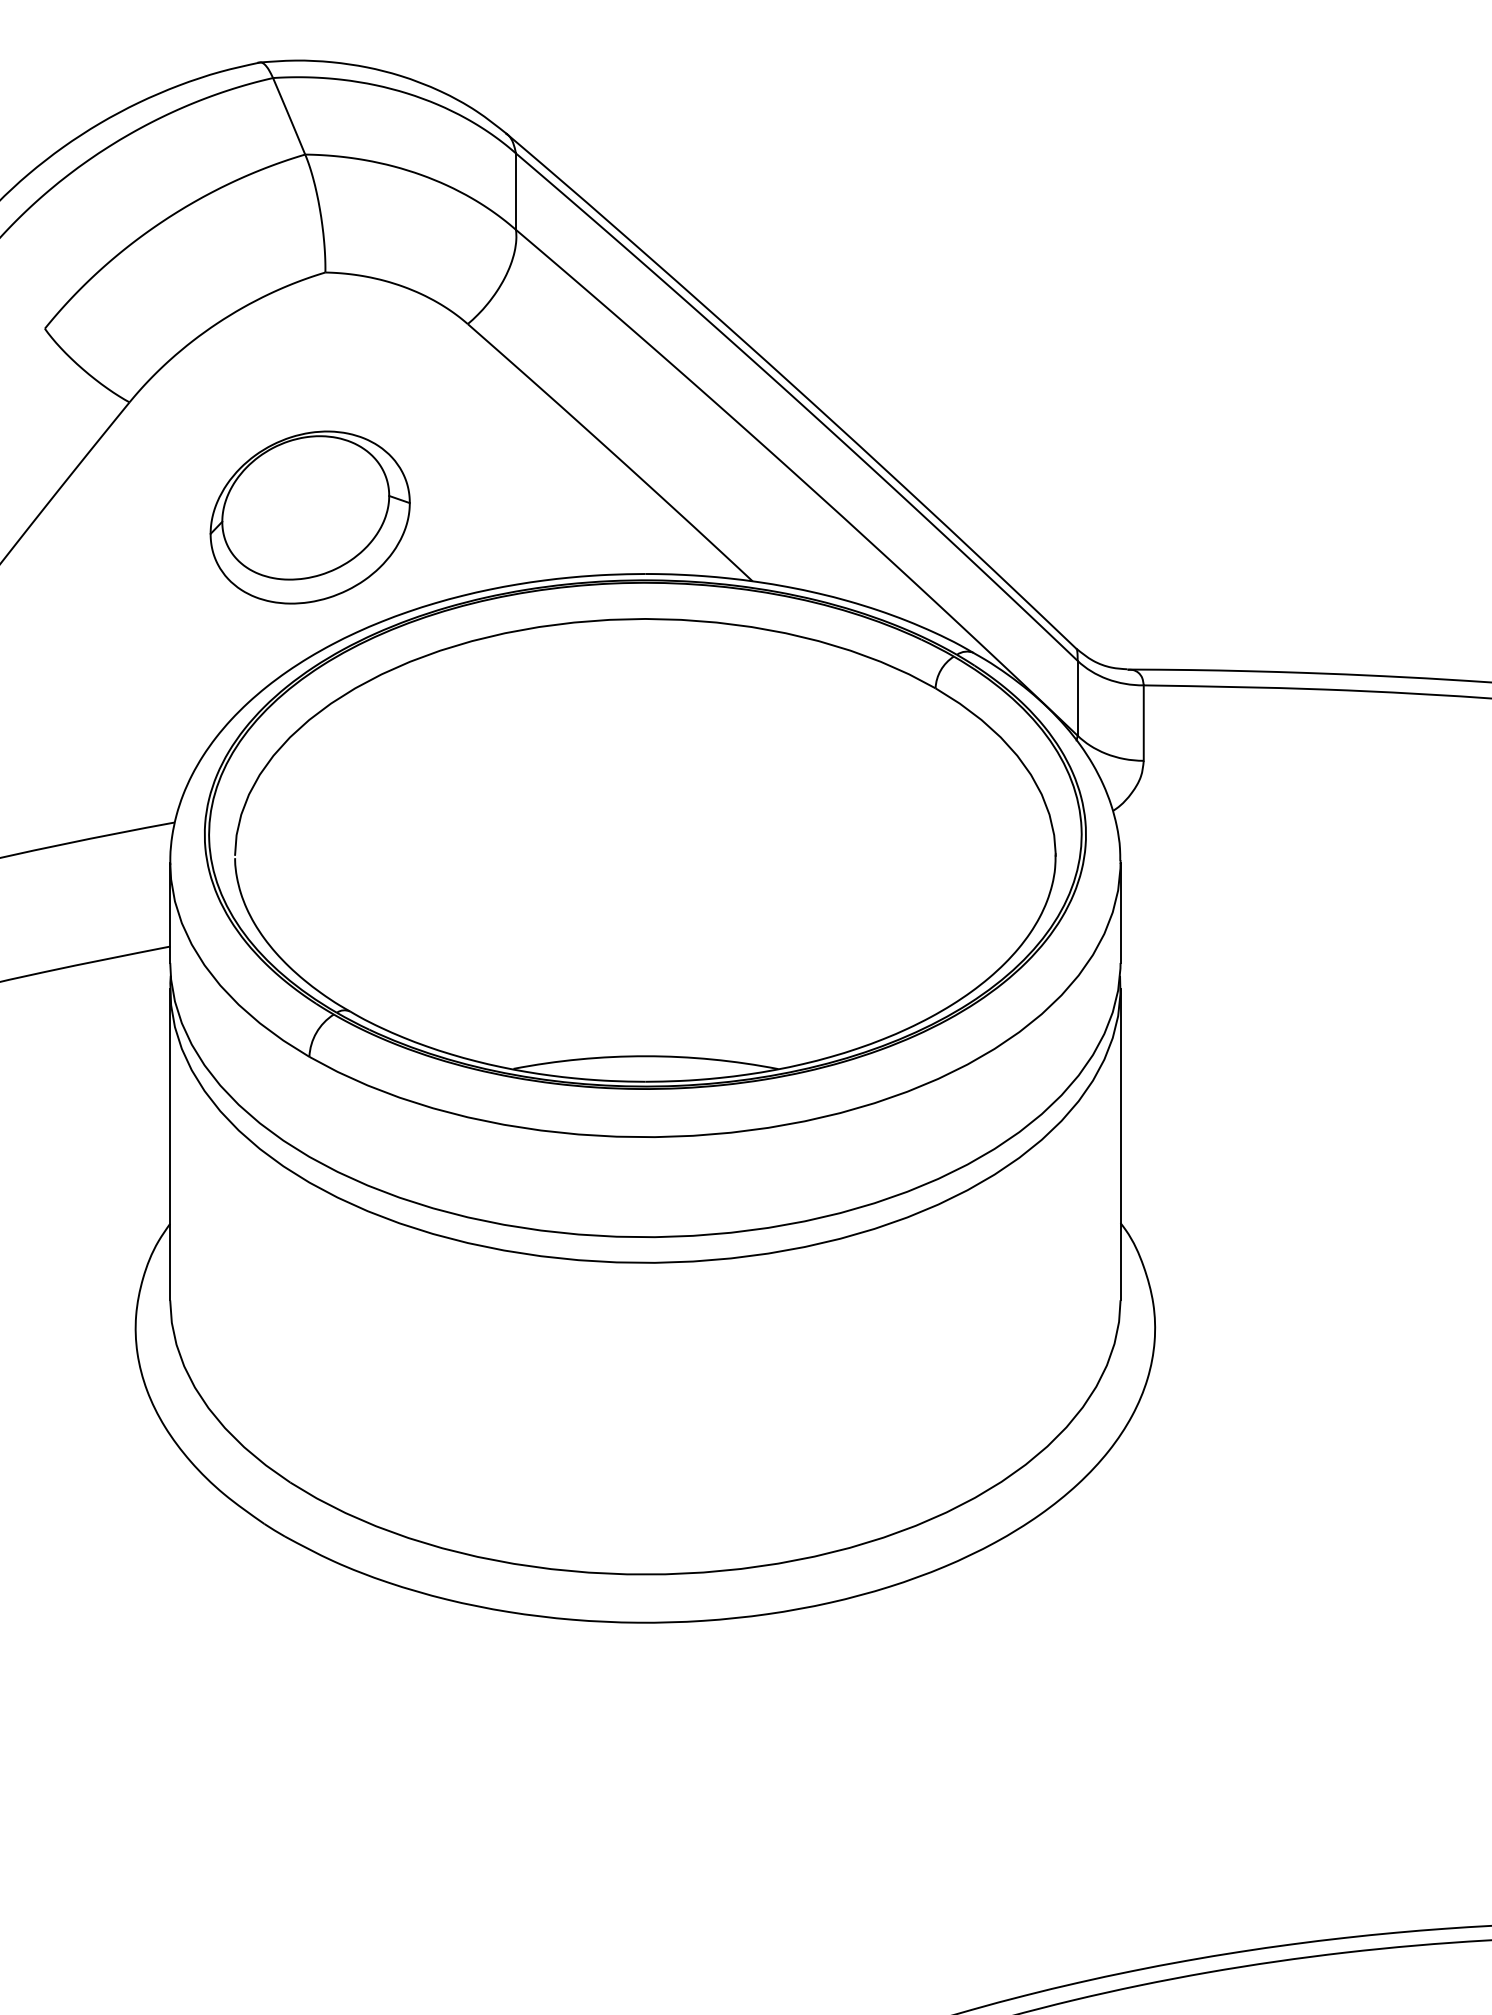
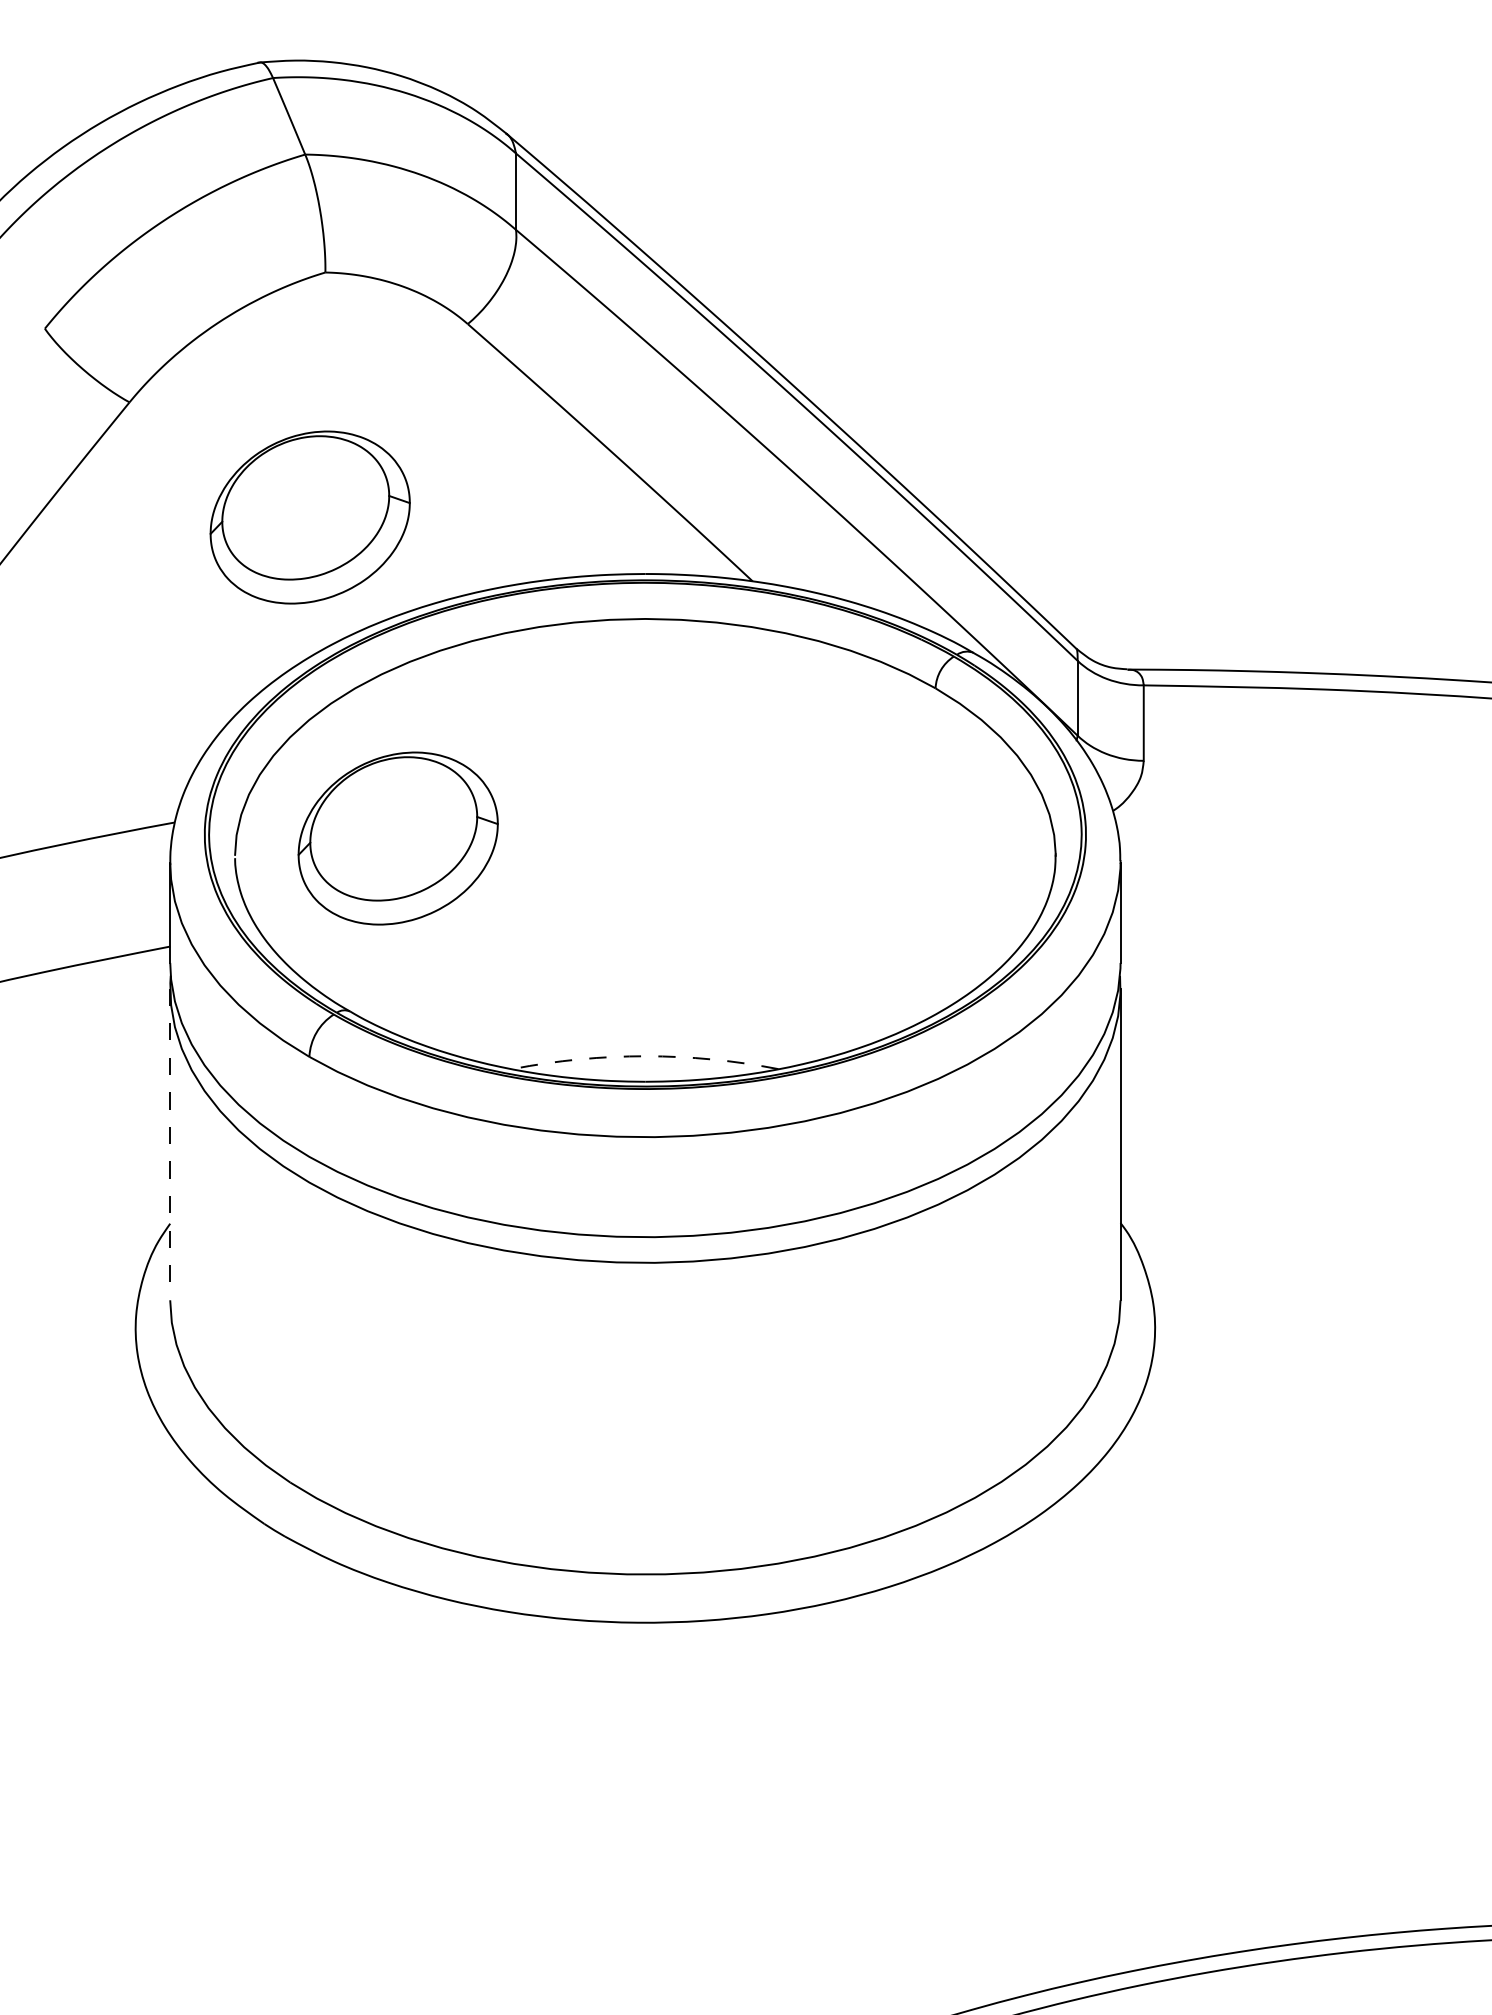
part: none -> present (397, 838)
arc: solid -> dashed (645, 1056)
line: solid -> dashed (170, 1144)
